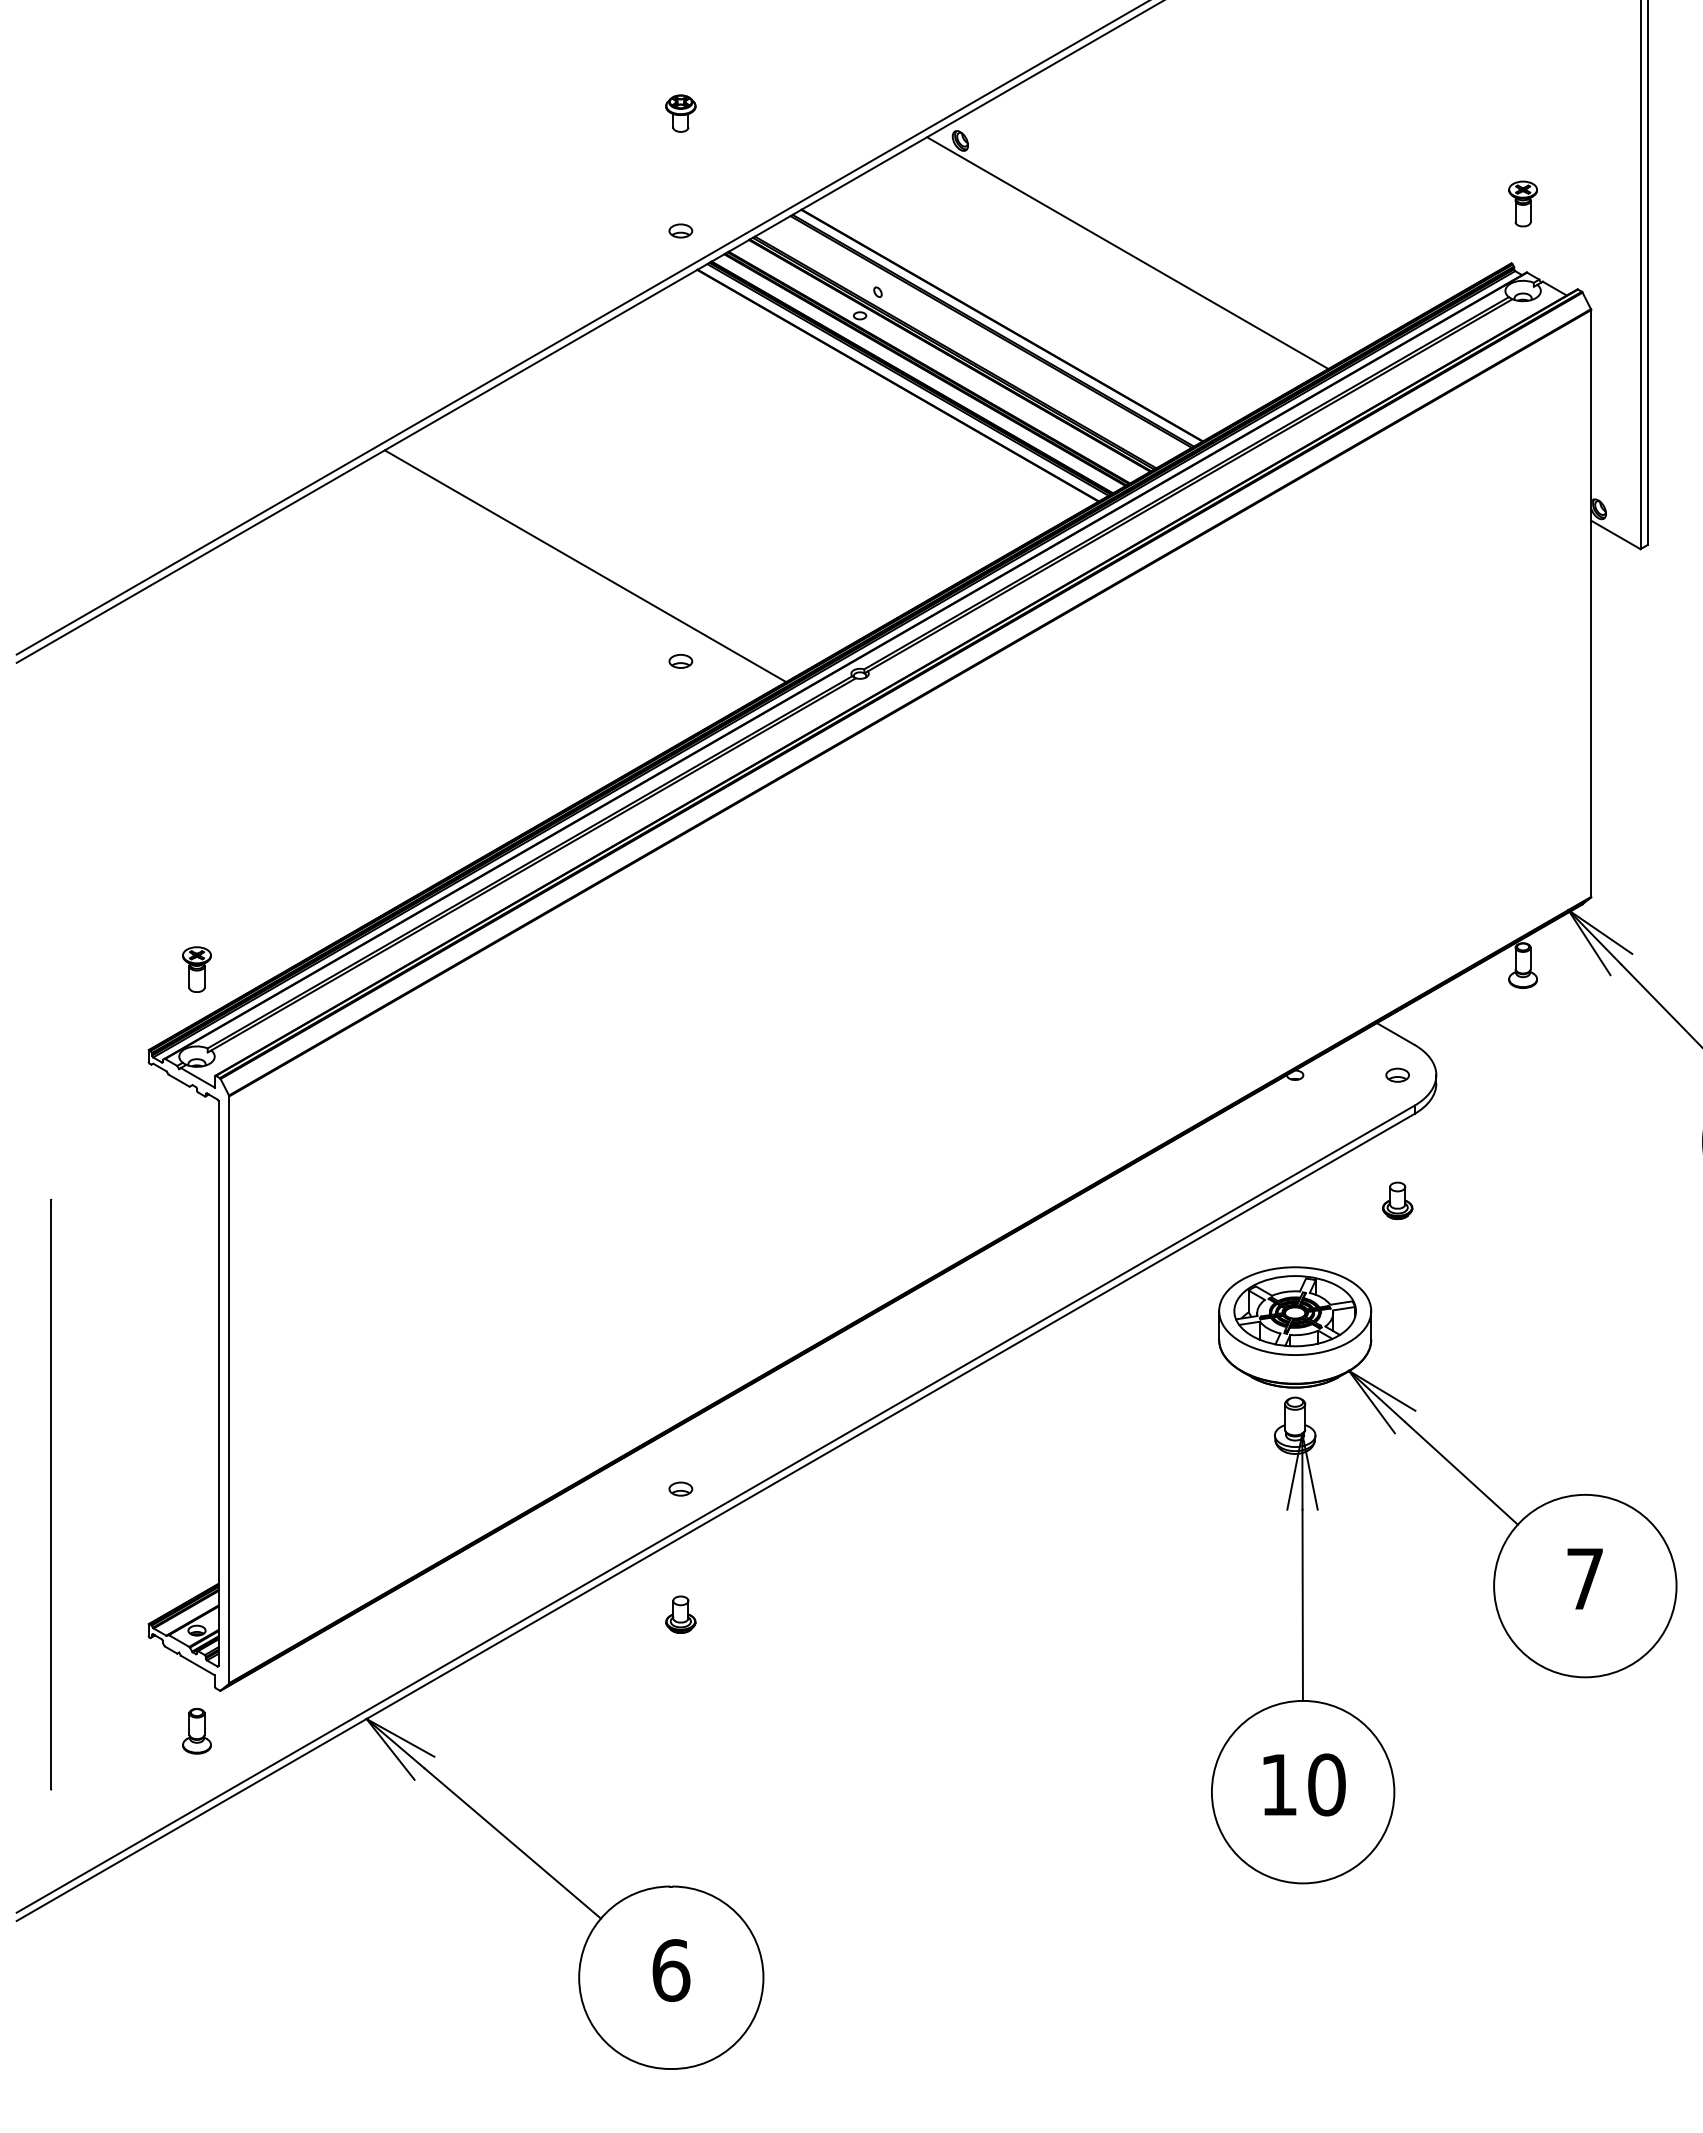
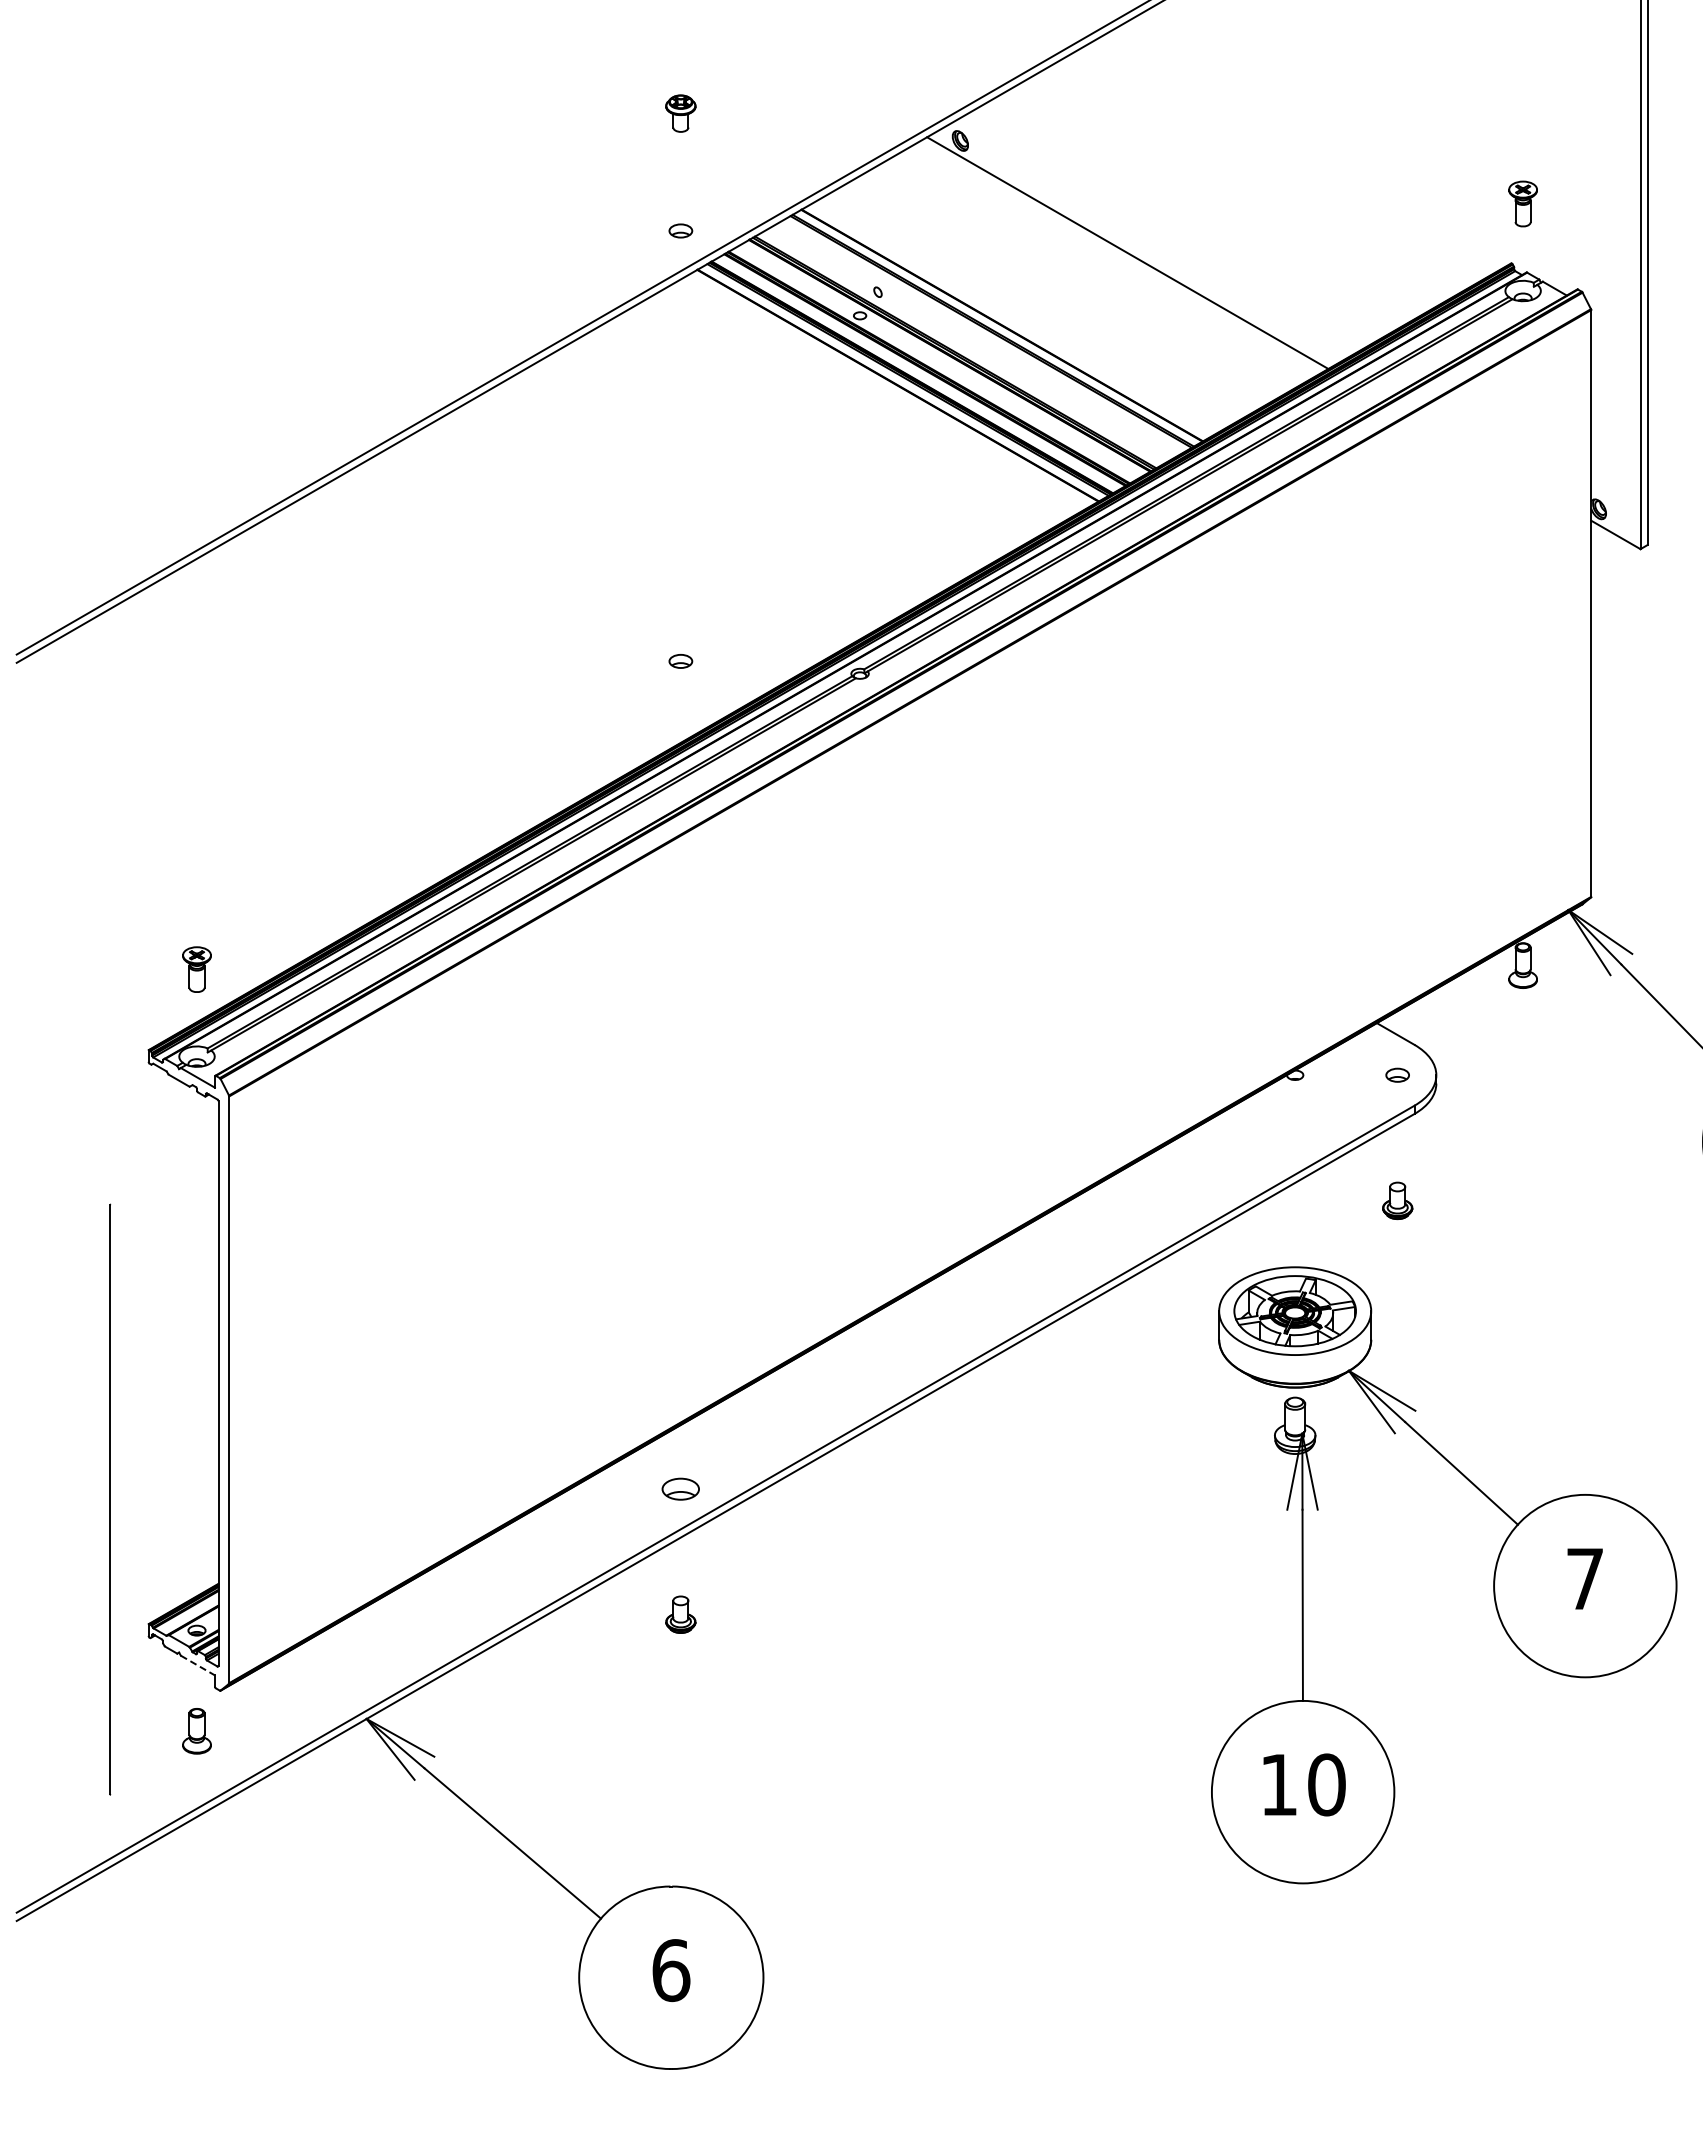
line: present -> none (585, 566)
part size: 26x16 px -> 39x24 px (680, 1488)
line position: (51, 1494) -> (110, 1499) (110, 1499)
line: solid -> dashed (197, 1665)
